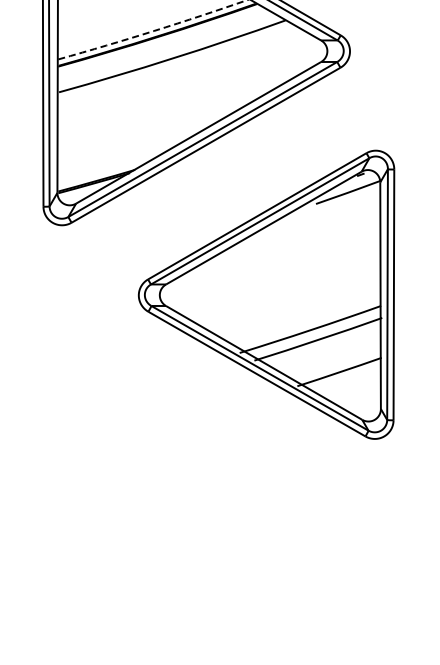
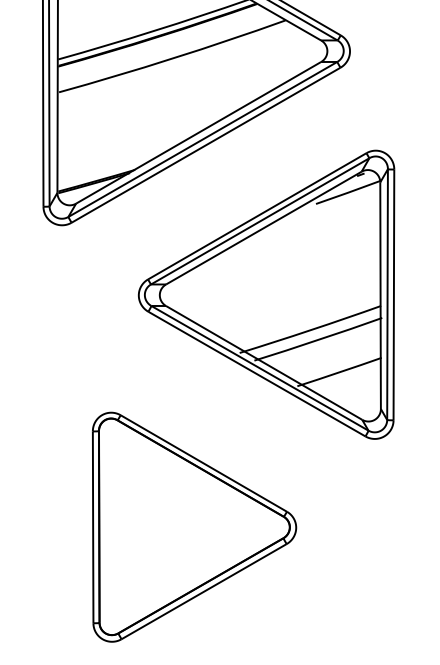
arc: dashed -> solid (154, 31)
part: none -> present (194, 526)
